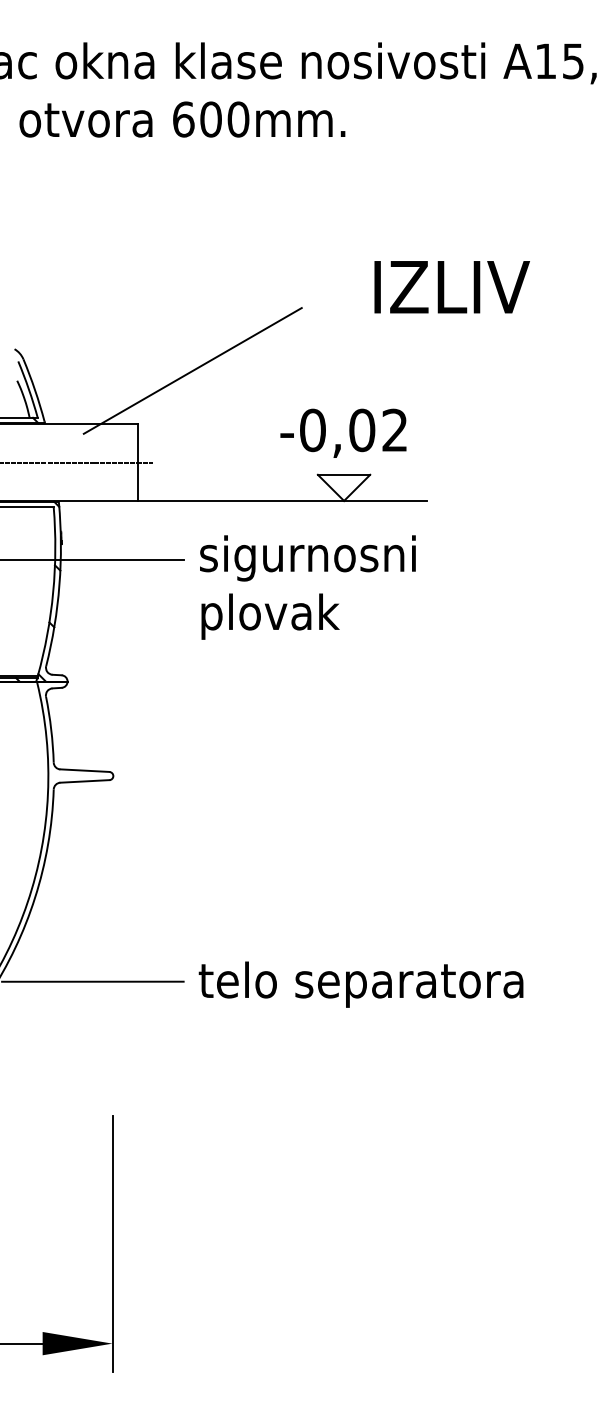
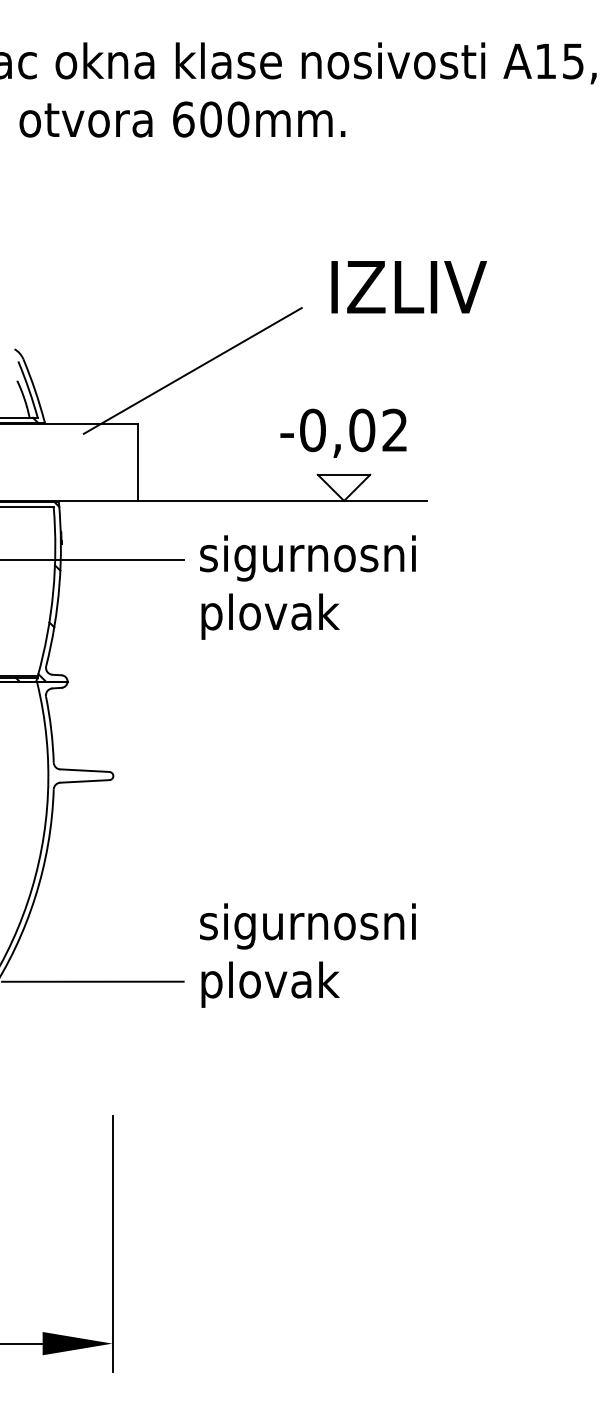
text position: (451, 287) -> (408, 287) (408, 287)
line: present -> none (77, 462)
text: telo separatora -> sigurnosni plovak (360, 955)
